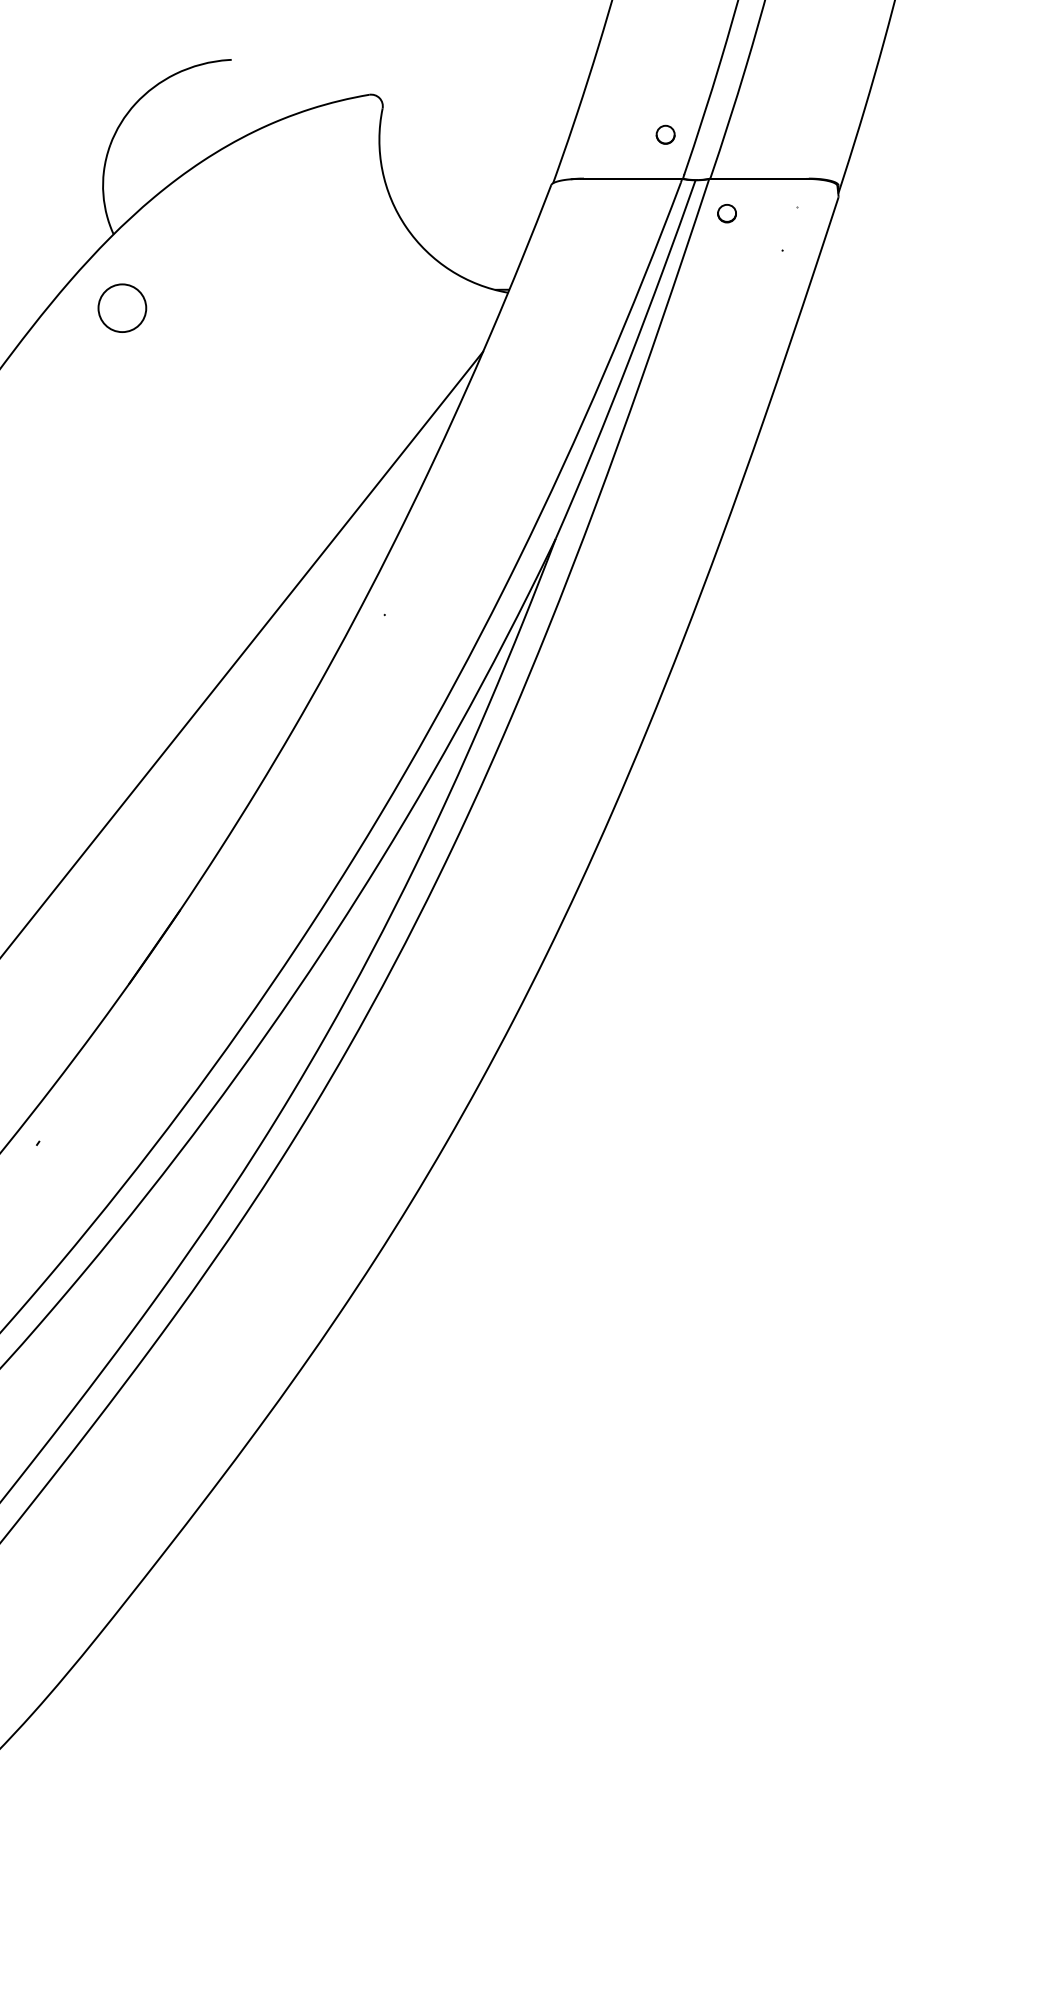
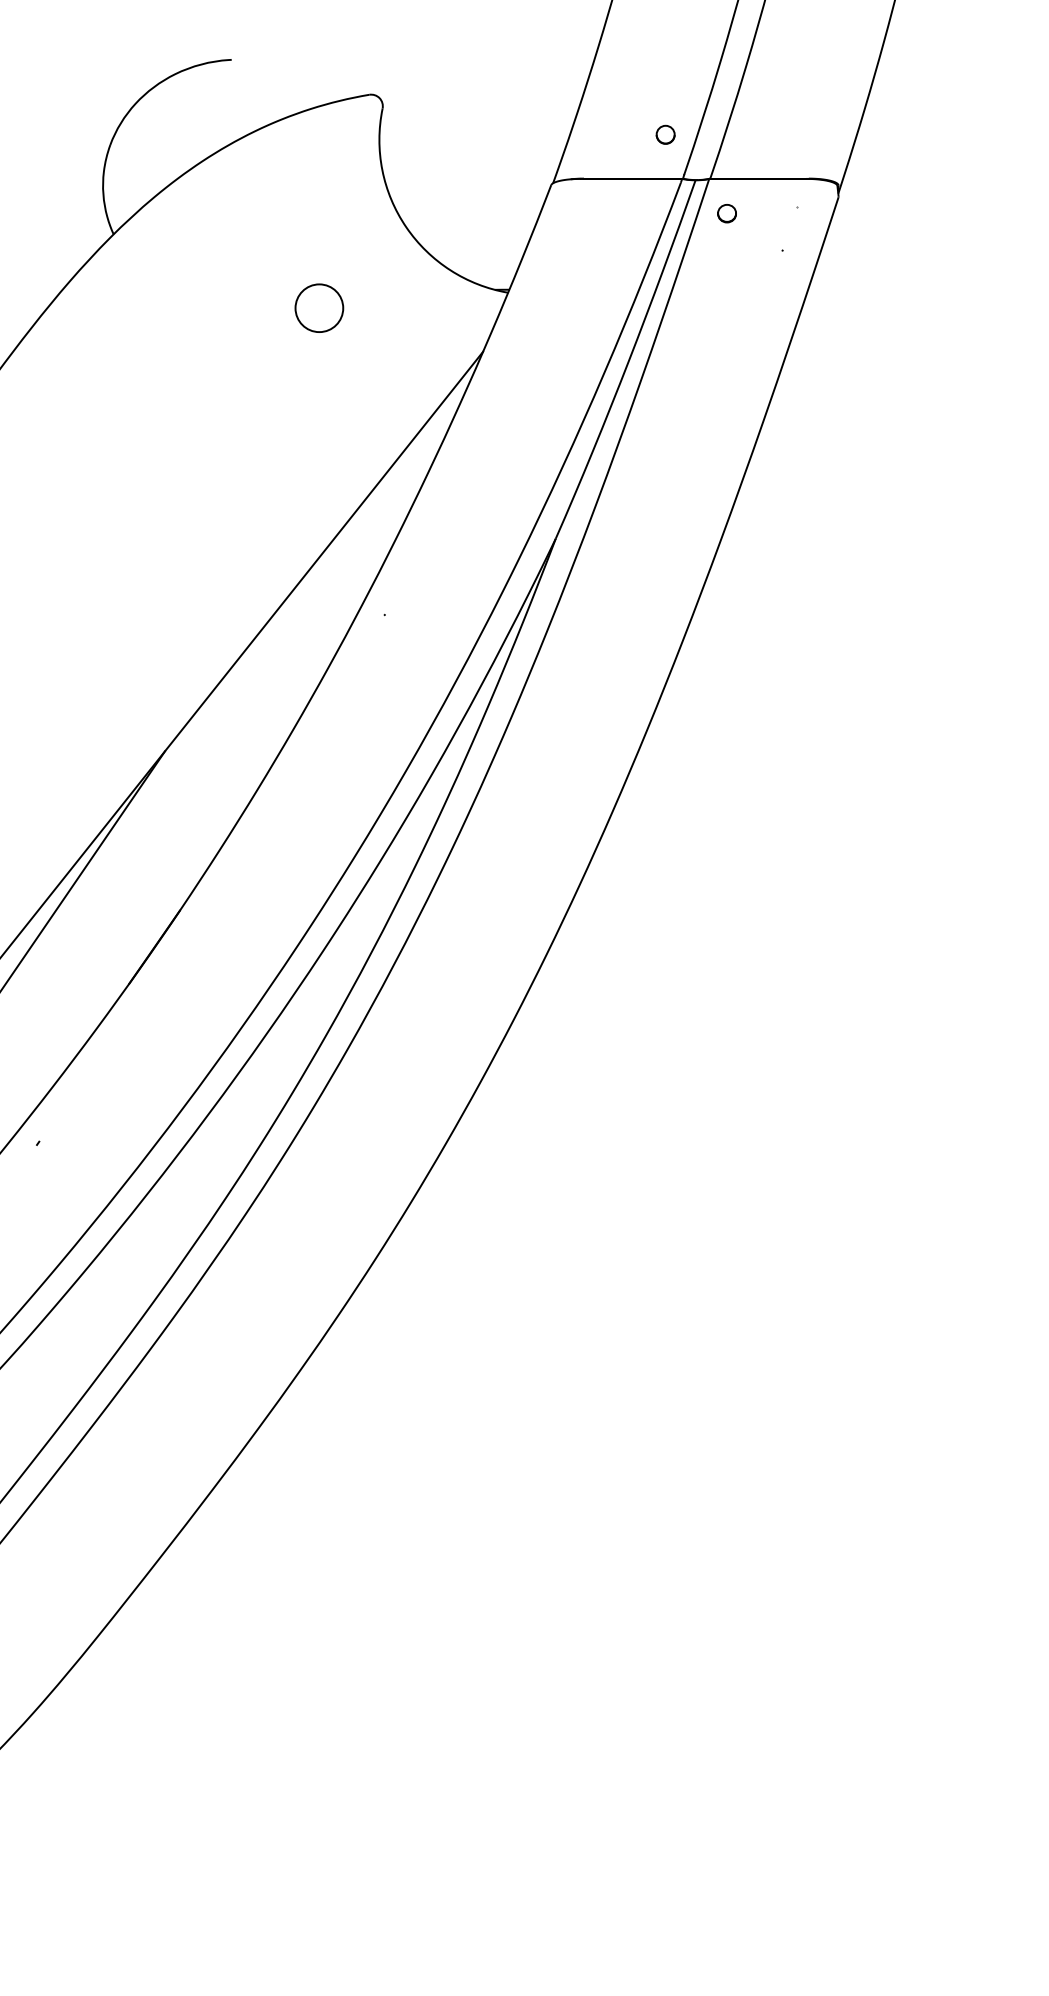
circle position: (122, 307) -> (319, 307) (319, 307)
line: none -> present (83, 870)
